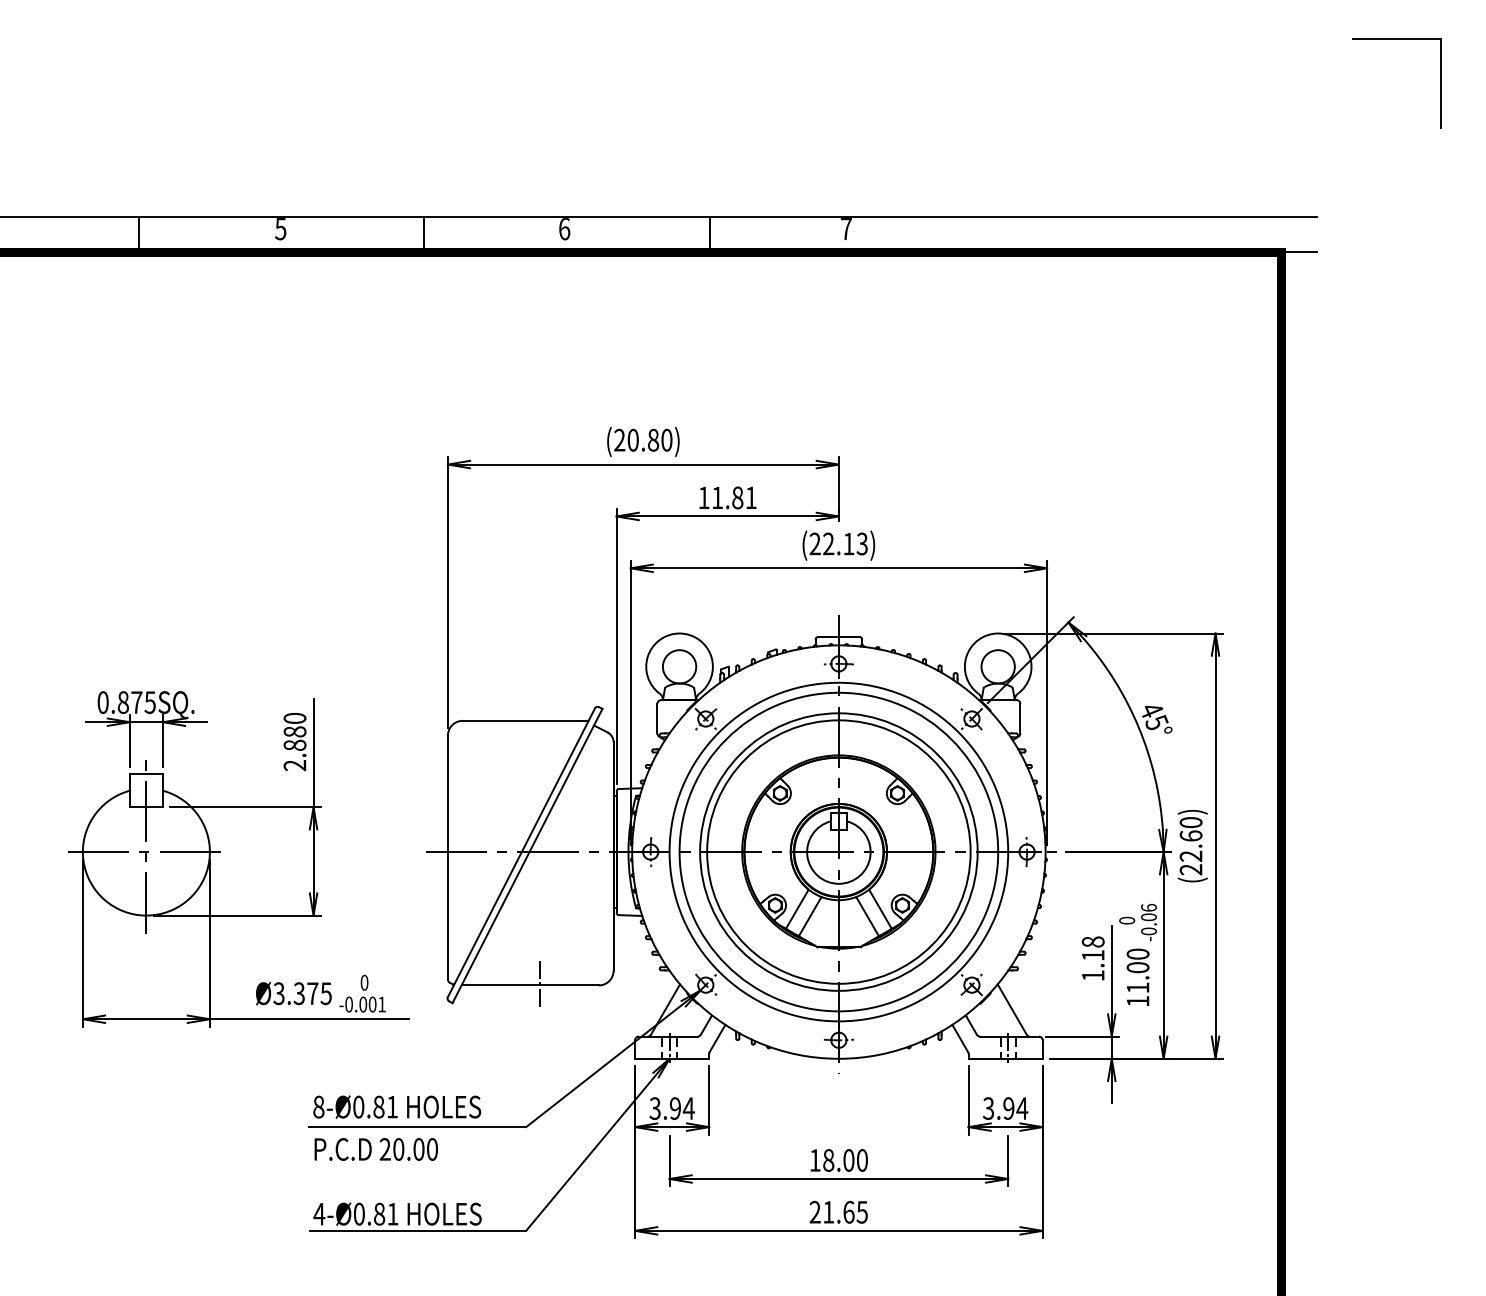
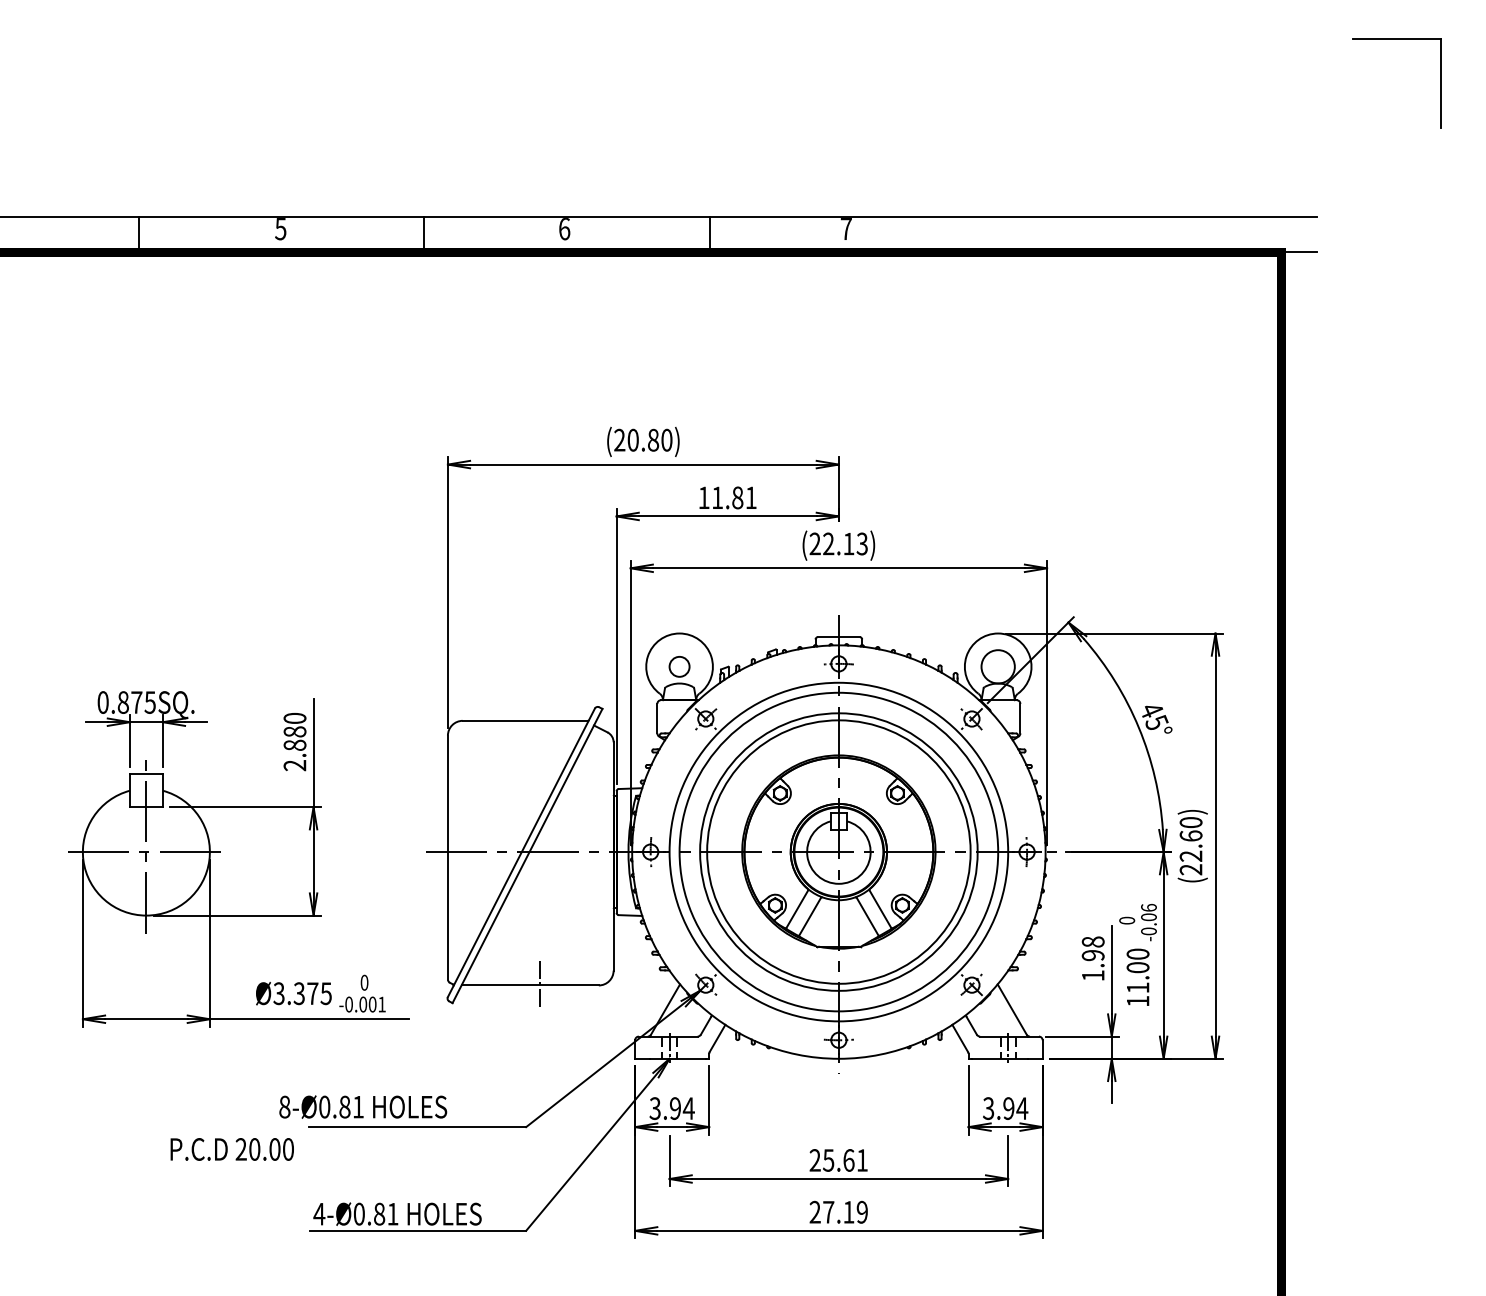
circle diameter: 33 px -> 20 px (679, 666)
text: 1.18 -> 1.98 (1092, 955)
text position: (397, 1106) -> (363, 1106) (363, 1106)
text position: (375, 1149) -> (231, 1149) (231, 1149)
text: 18.00 -> 25.61 (838, 1160)
text: 21.65 -> 27.19 (845, 1211)
